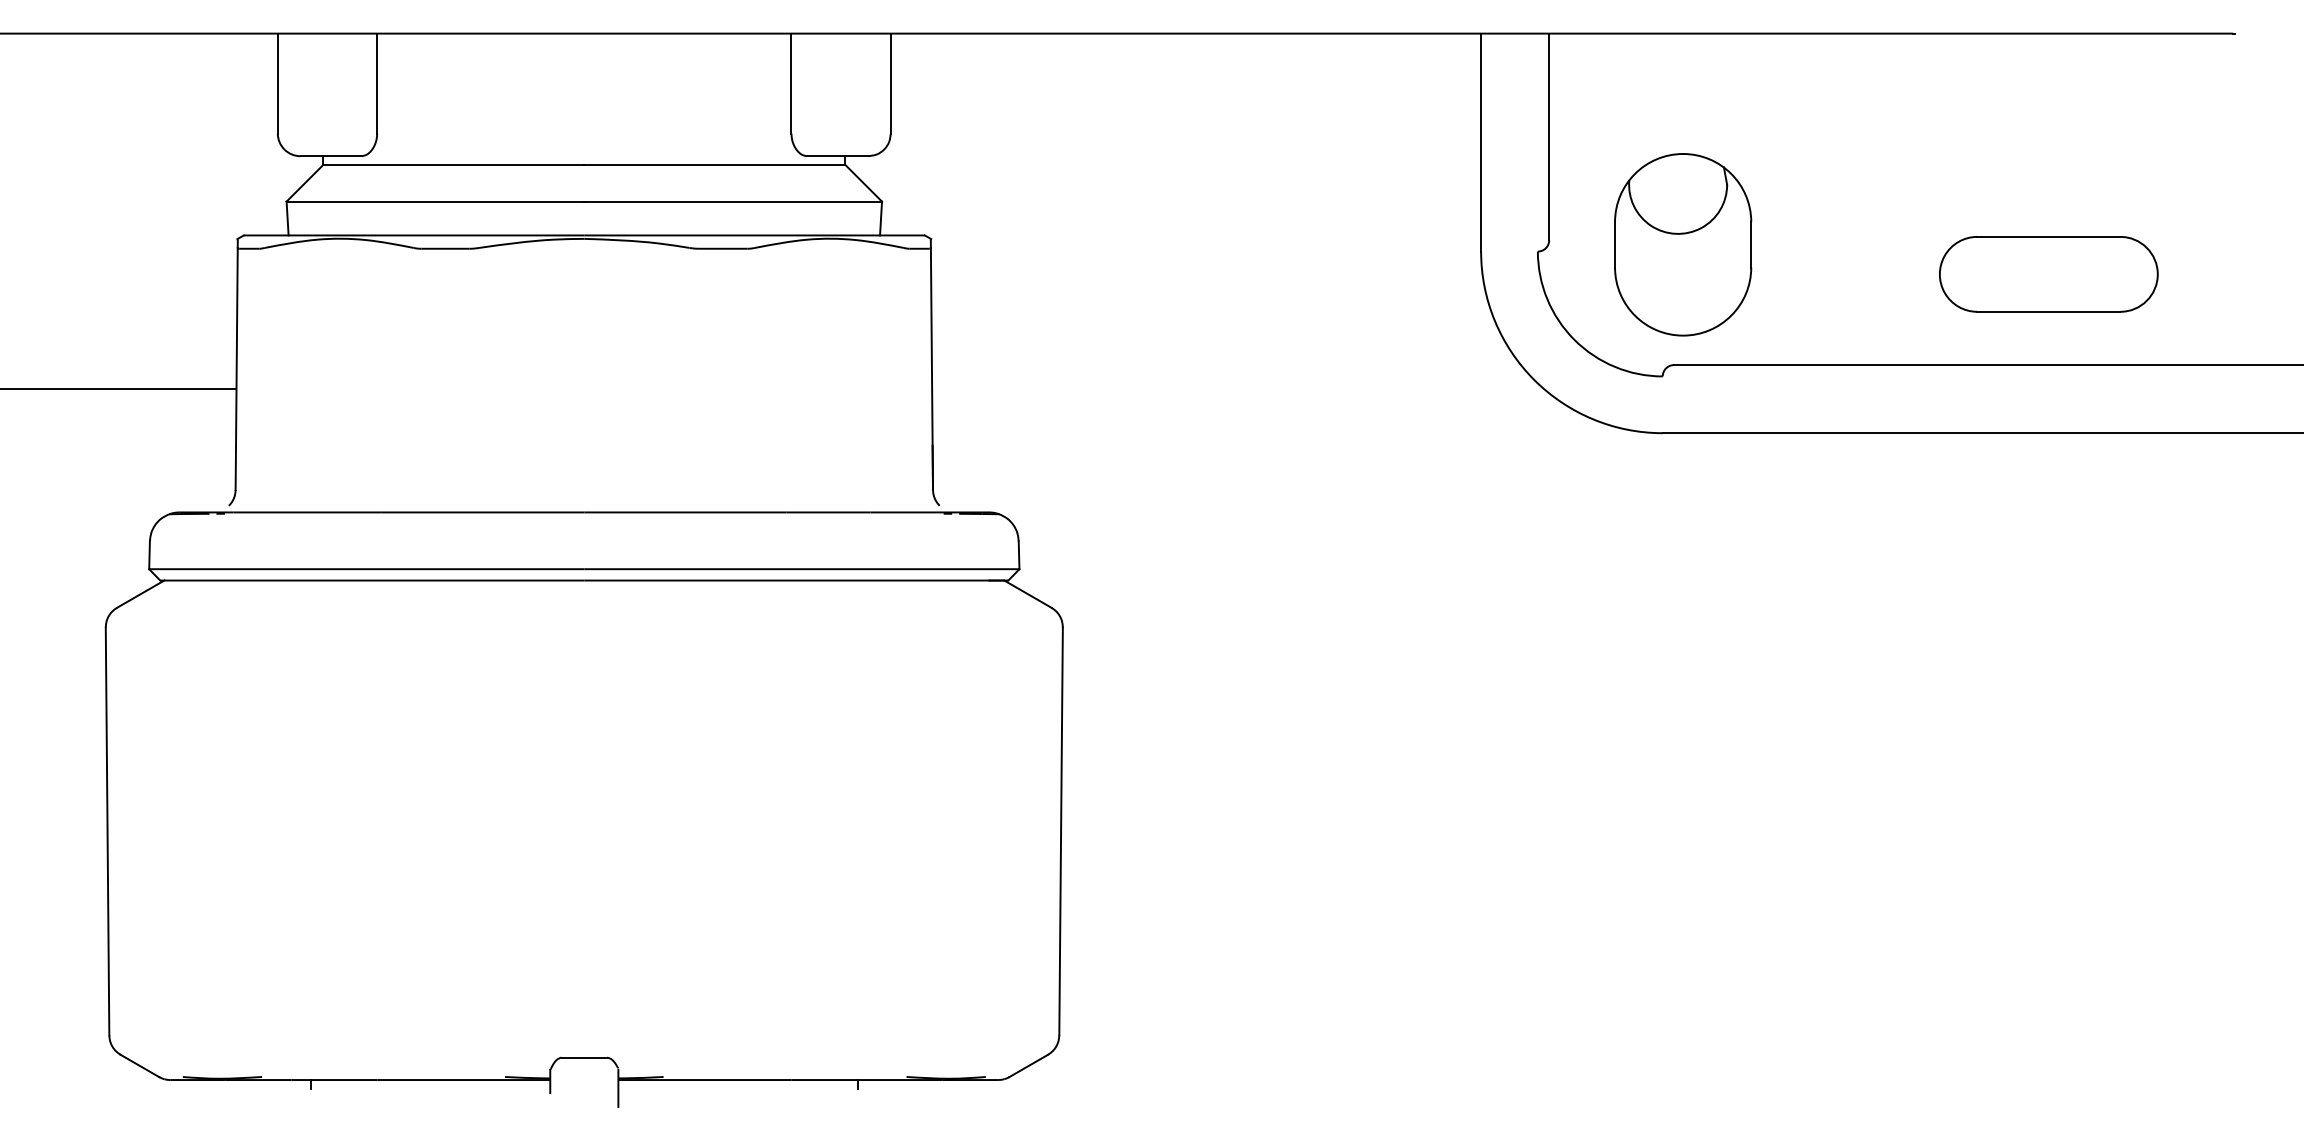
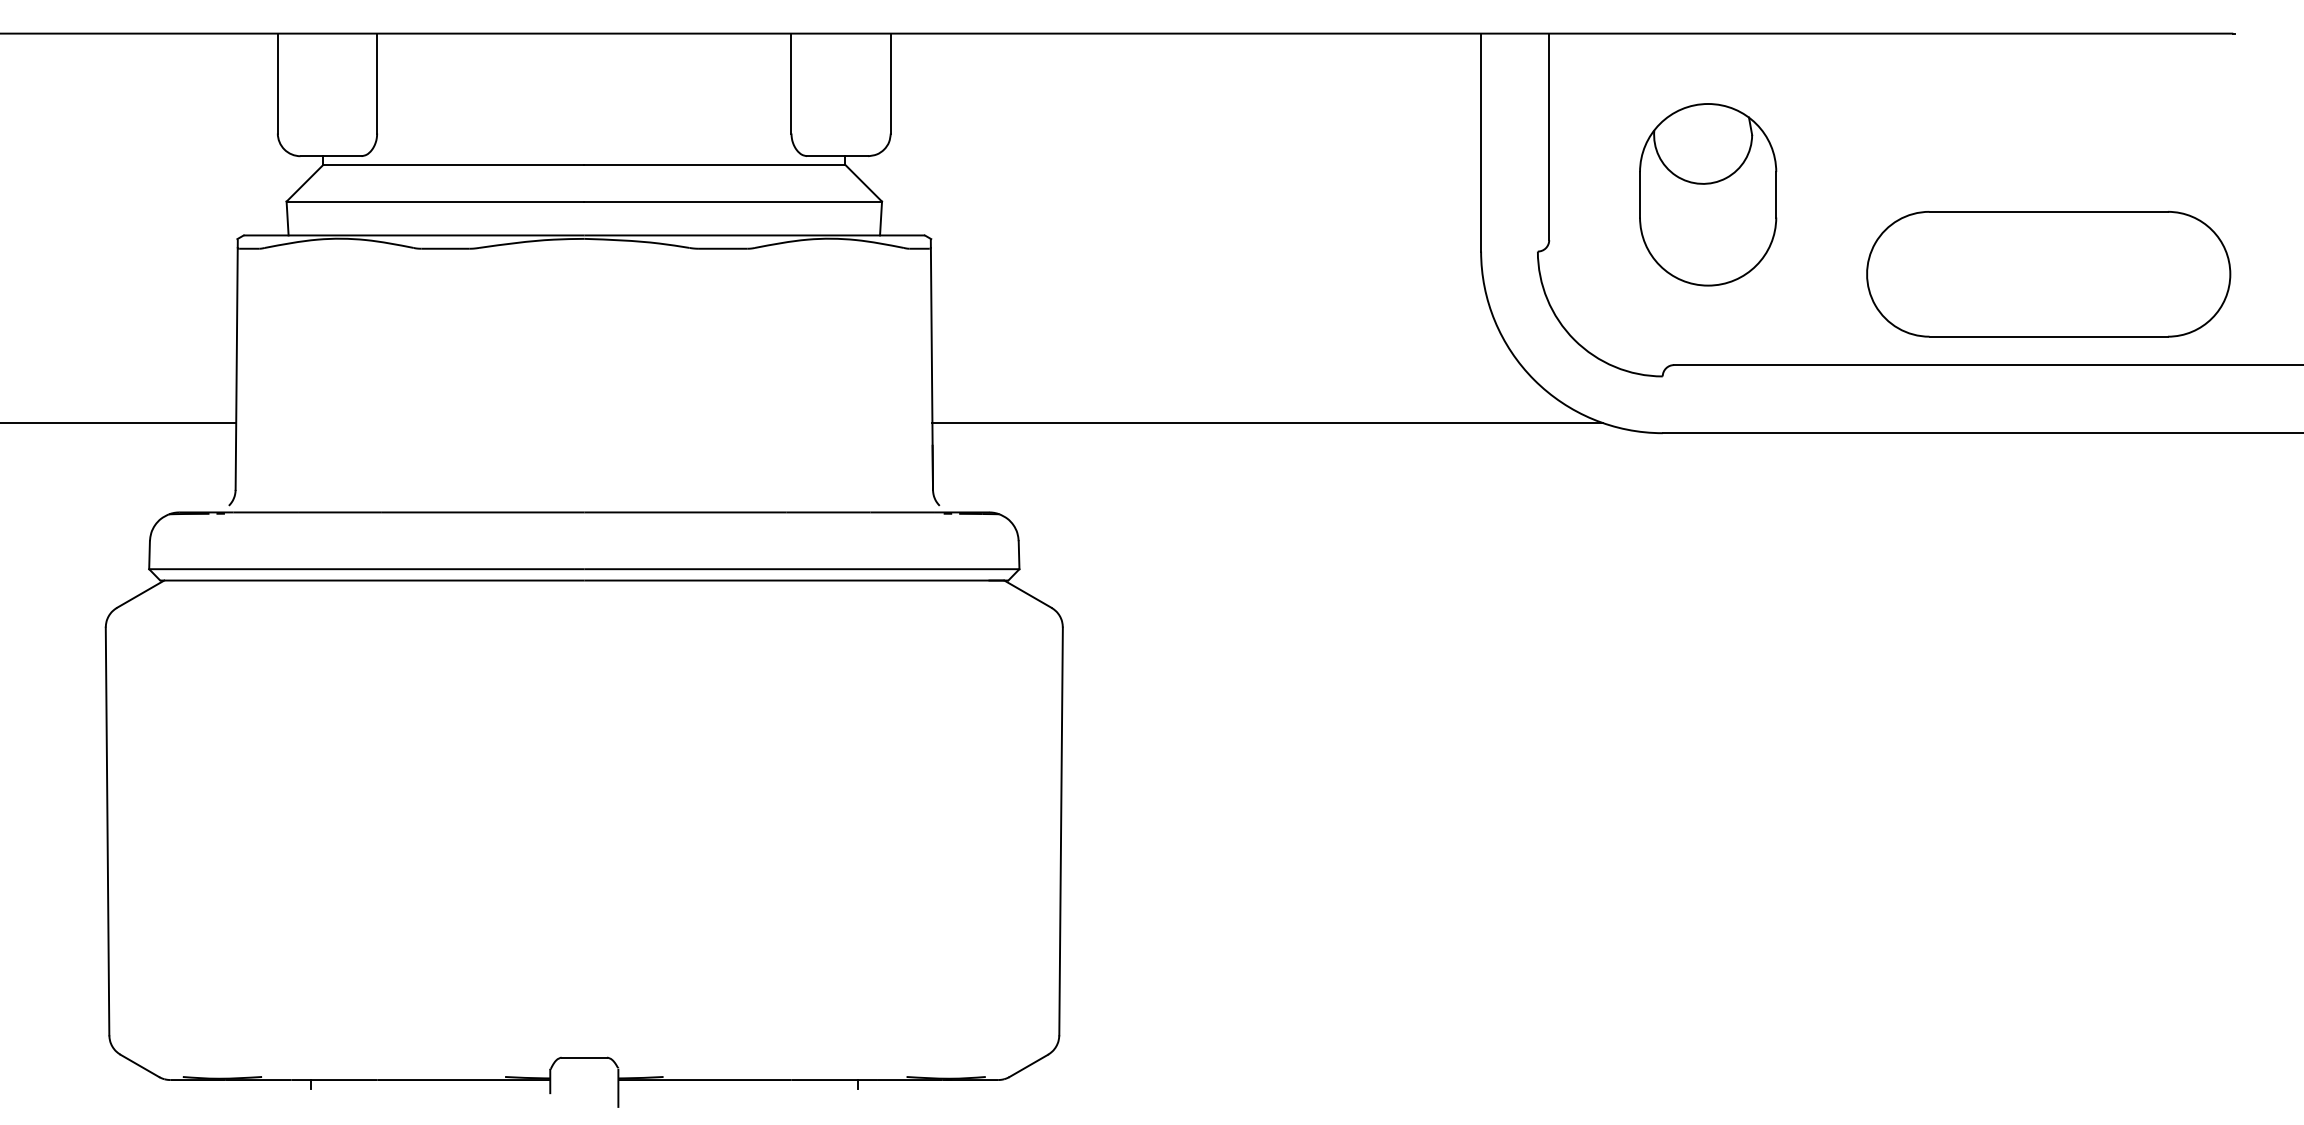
part position: (1683, 244) -> (1708, 194) (1708, 194)
part size: 220x77 px -> 366x127 px (2048, 274)
line position: (119, 389) -> (119, 423) (119, 423)
line: none -> present (1267, 423)
